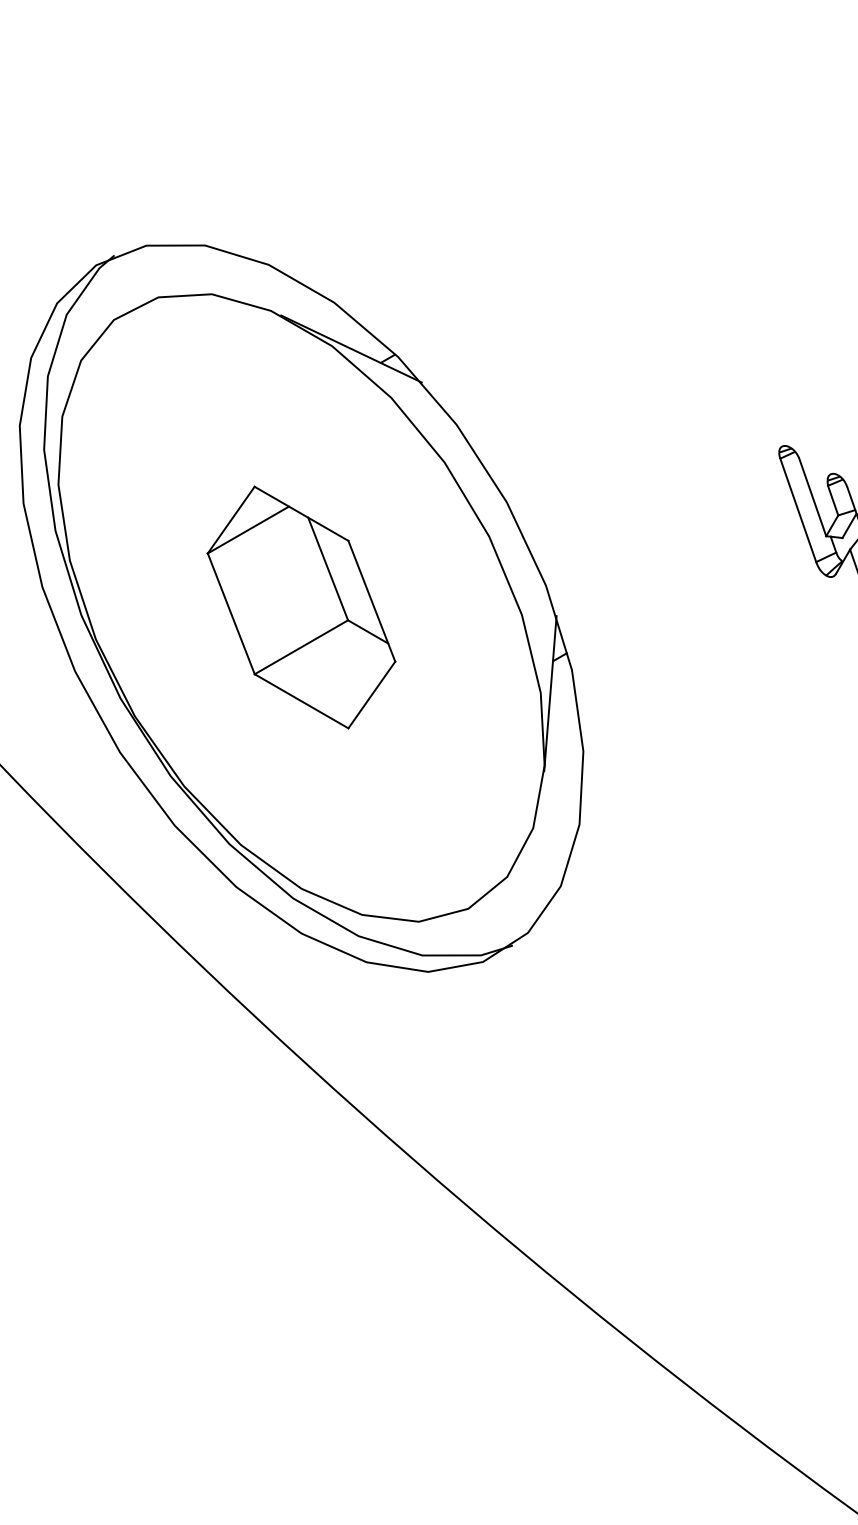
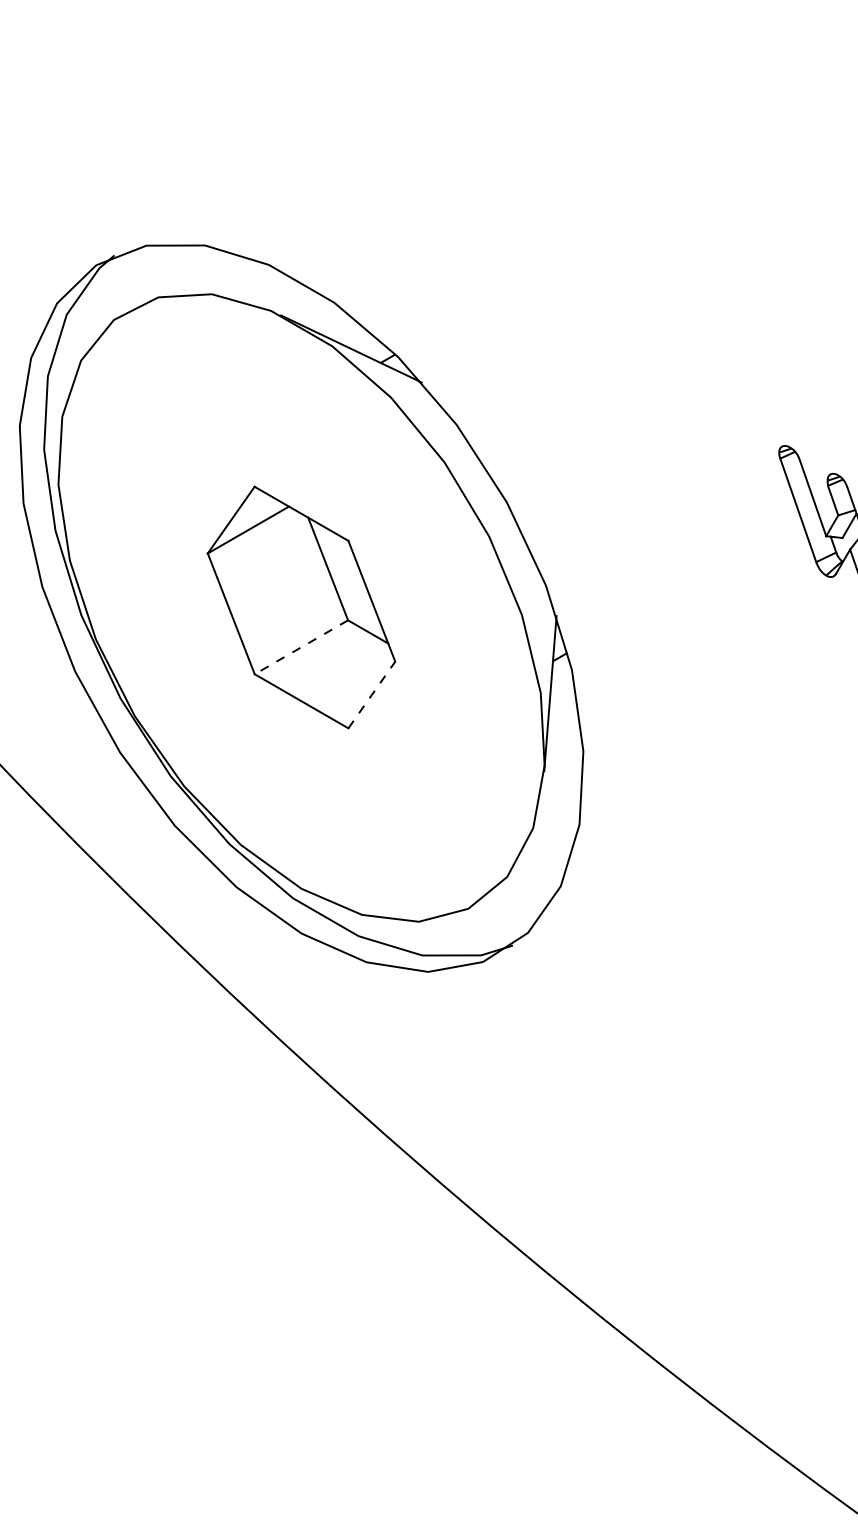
line: solid -> dashed (301, 647)
line: solid -> dashed (371, 695)
